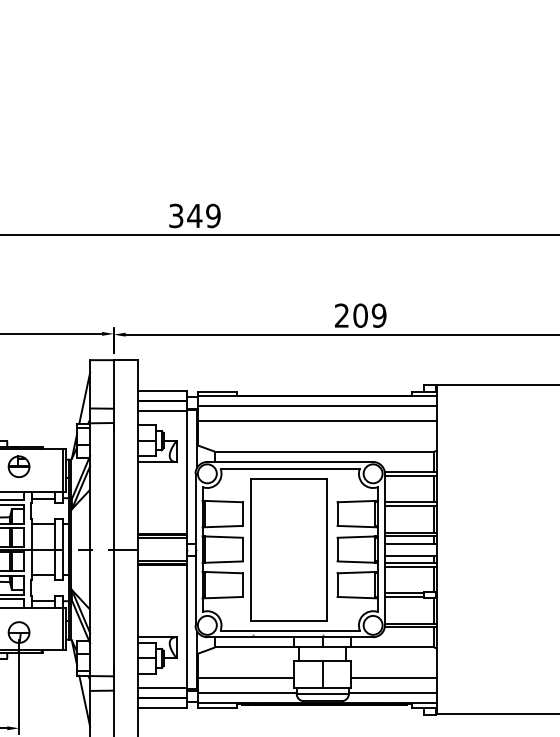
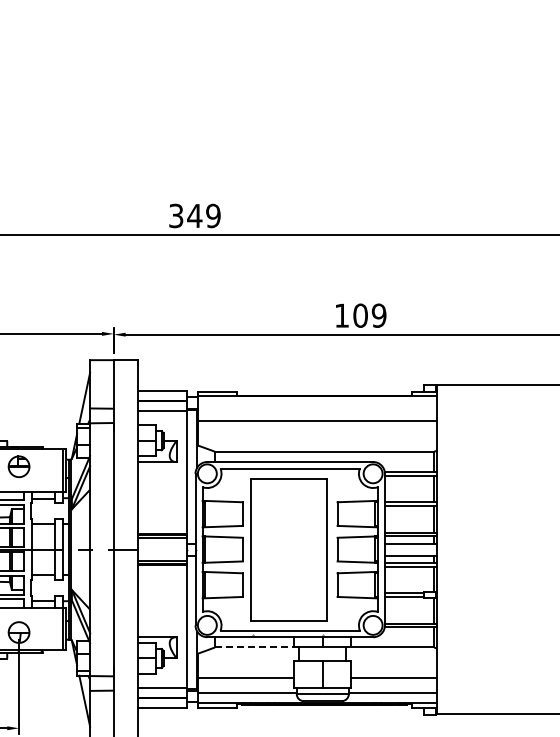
text: 209 -> 109 (341, 315)
line: present -> none (317, 405)
line: solid -> dashed (256, 647)
